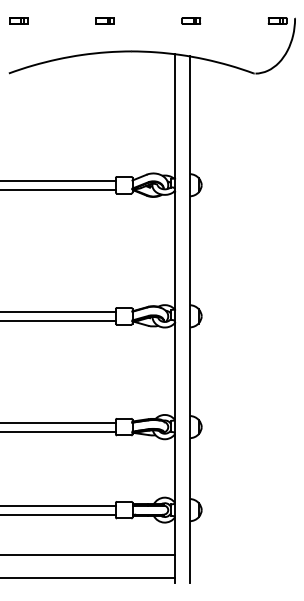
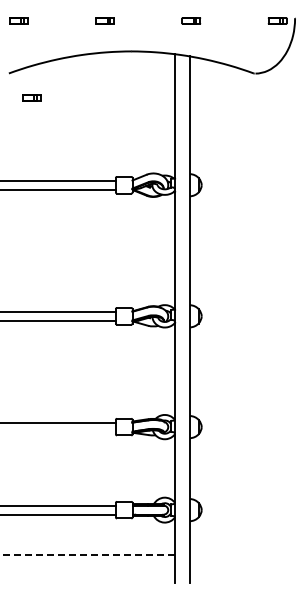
part: none -> present (31, 97)
line: present -> none (58, 431)
line: solid -> dashed (87, 555)
line: present -> none (88, 577)
